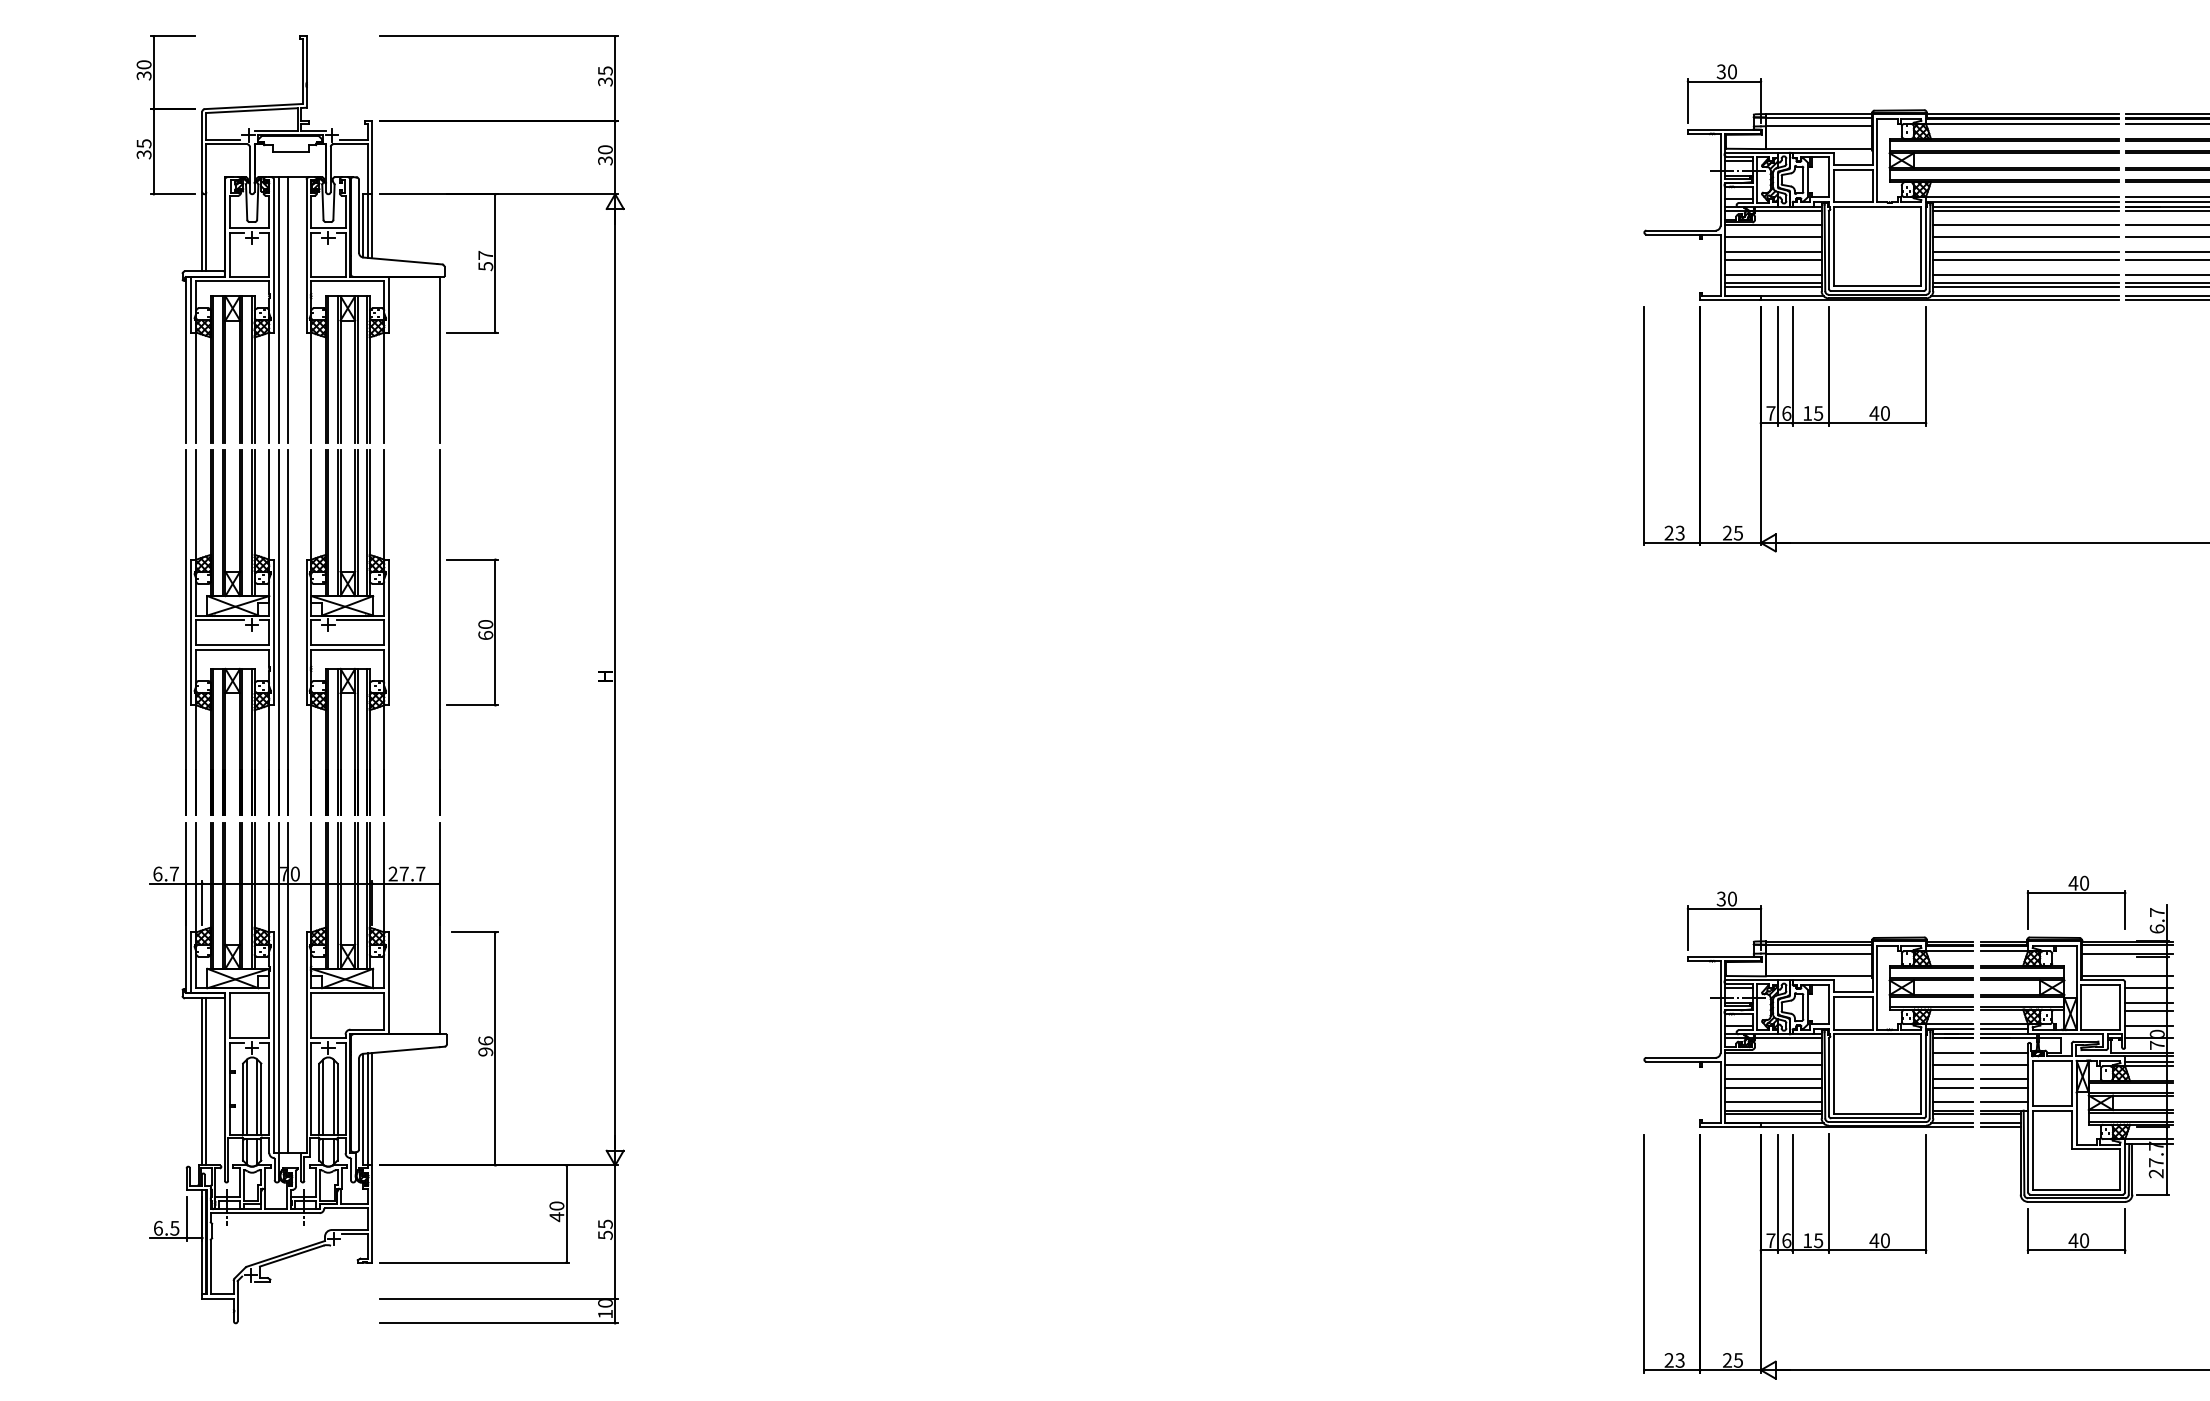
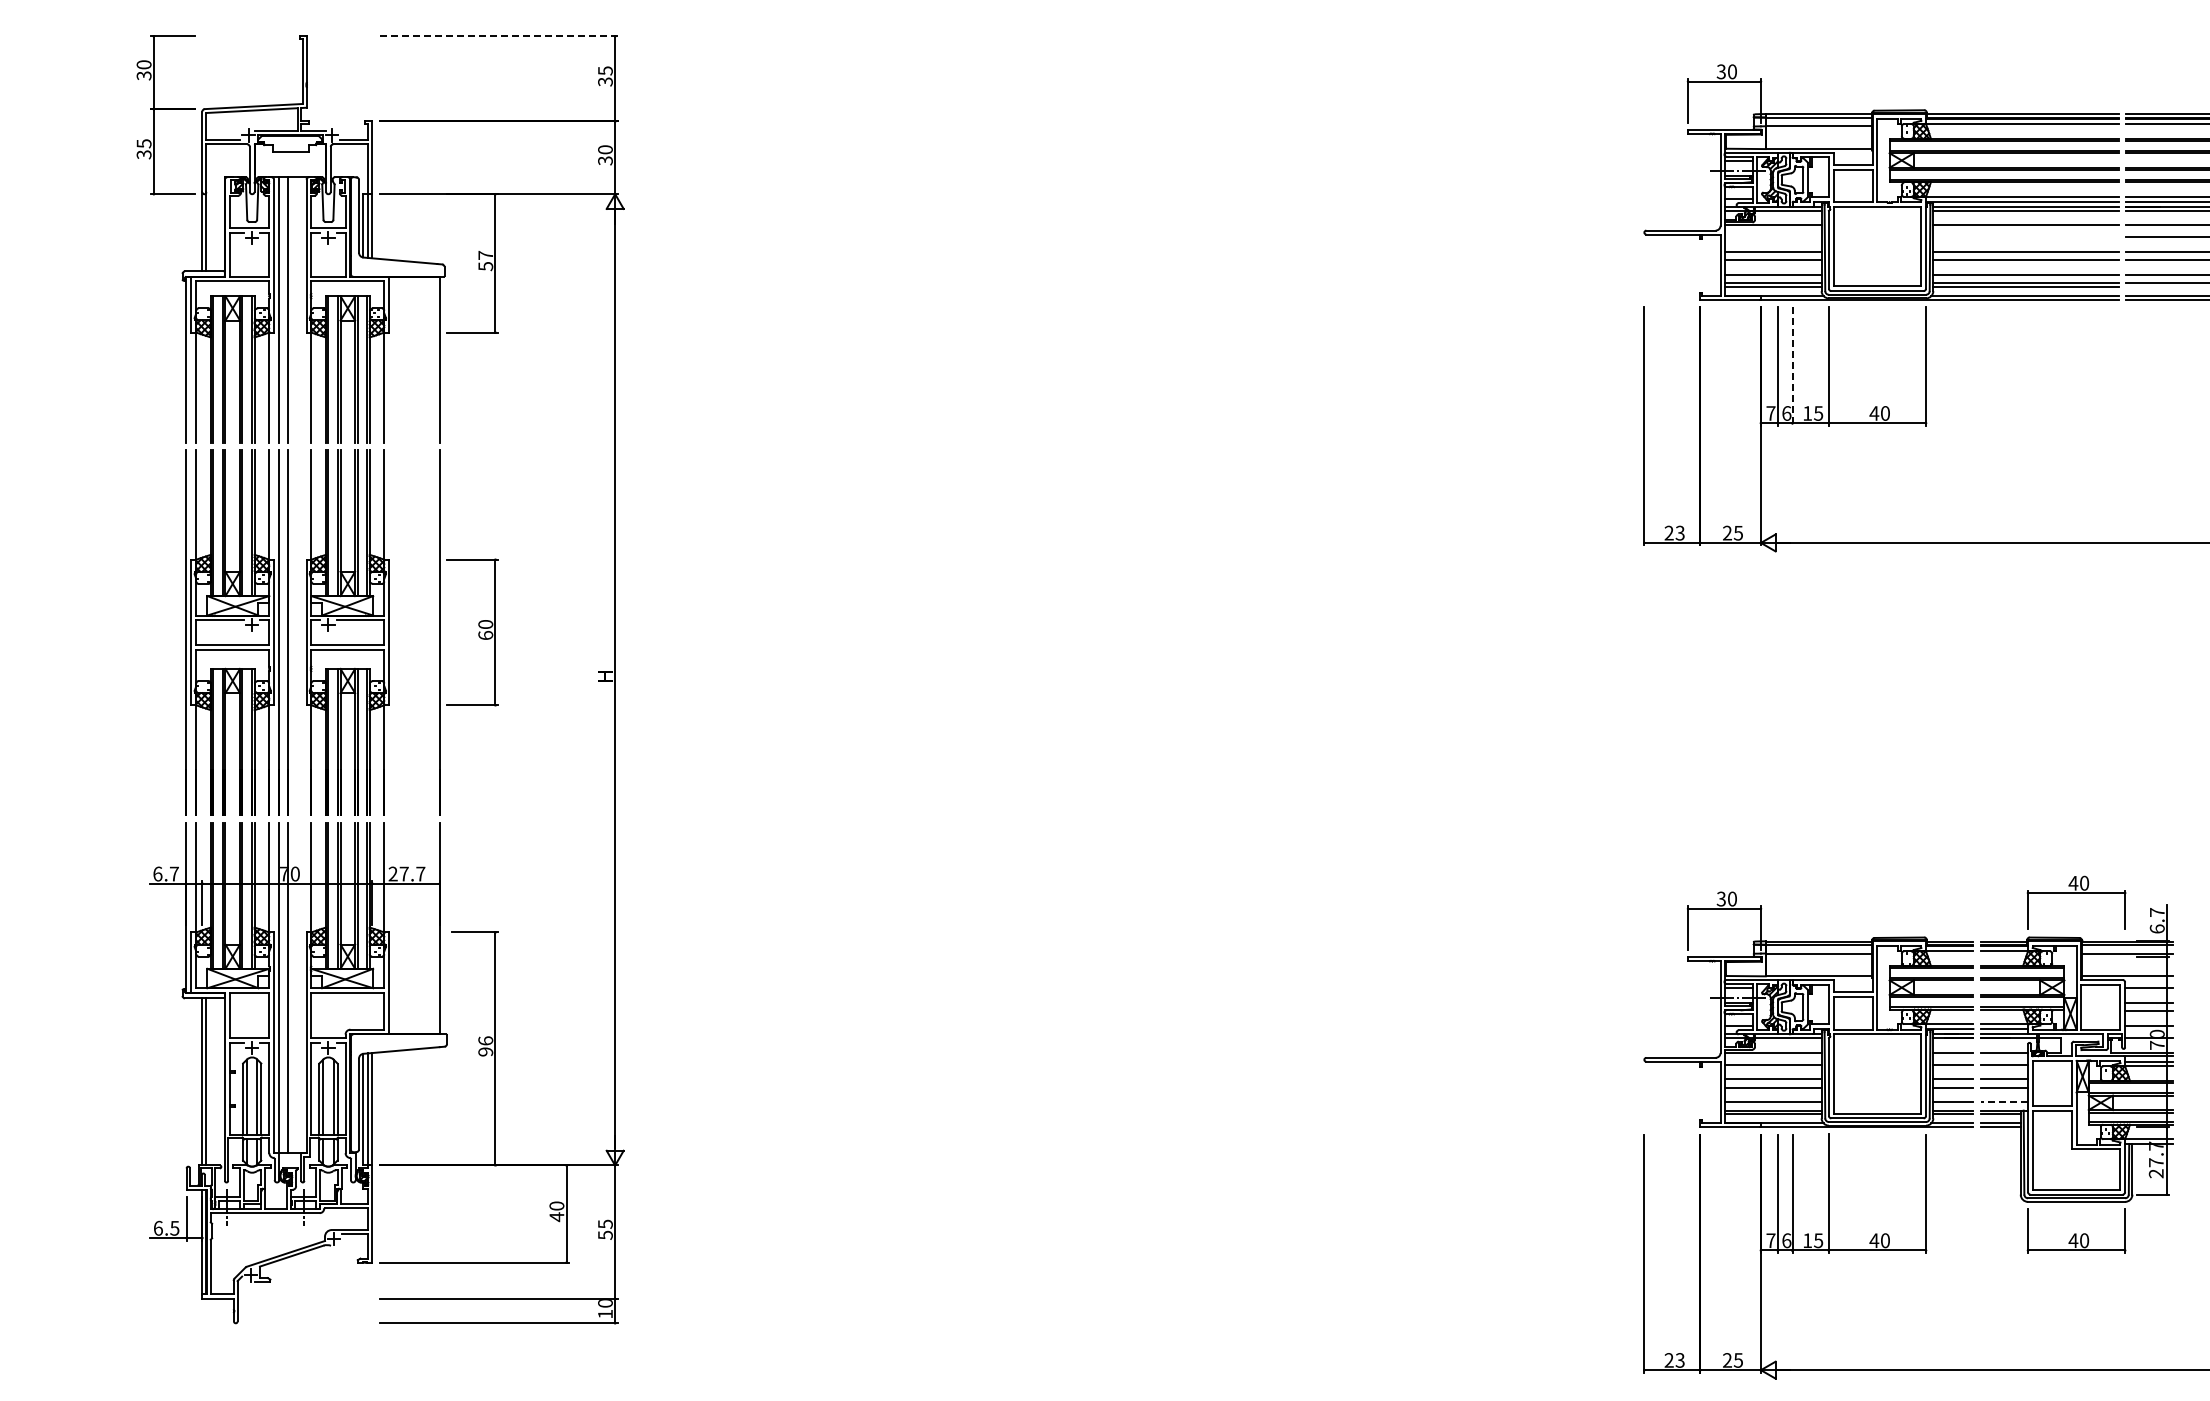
line: solid -> dashed (498, 36)
line: present -> none (1772, 237)
line: present -> none (2026, 237)
line: present -> none (2166, 287)
line: solid -> dashed (1792, 367)
line: solid -> dashed (2004, 1102)
